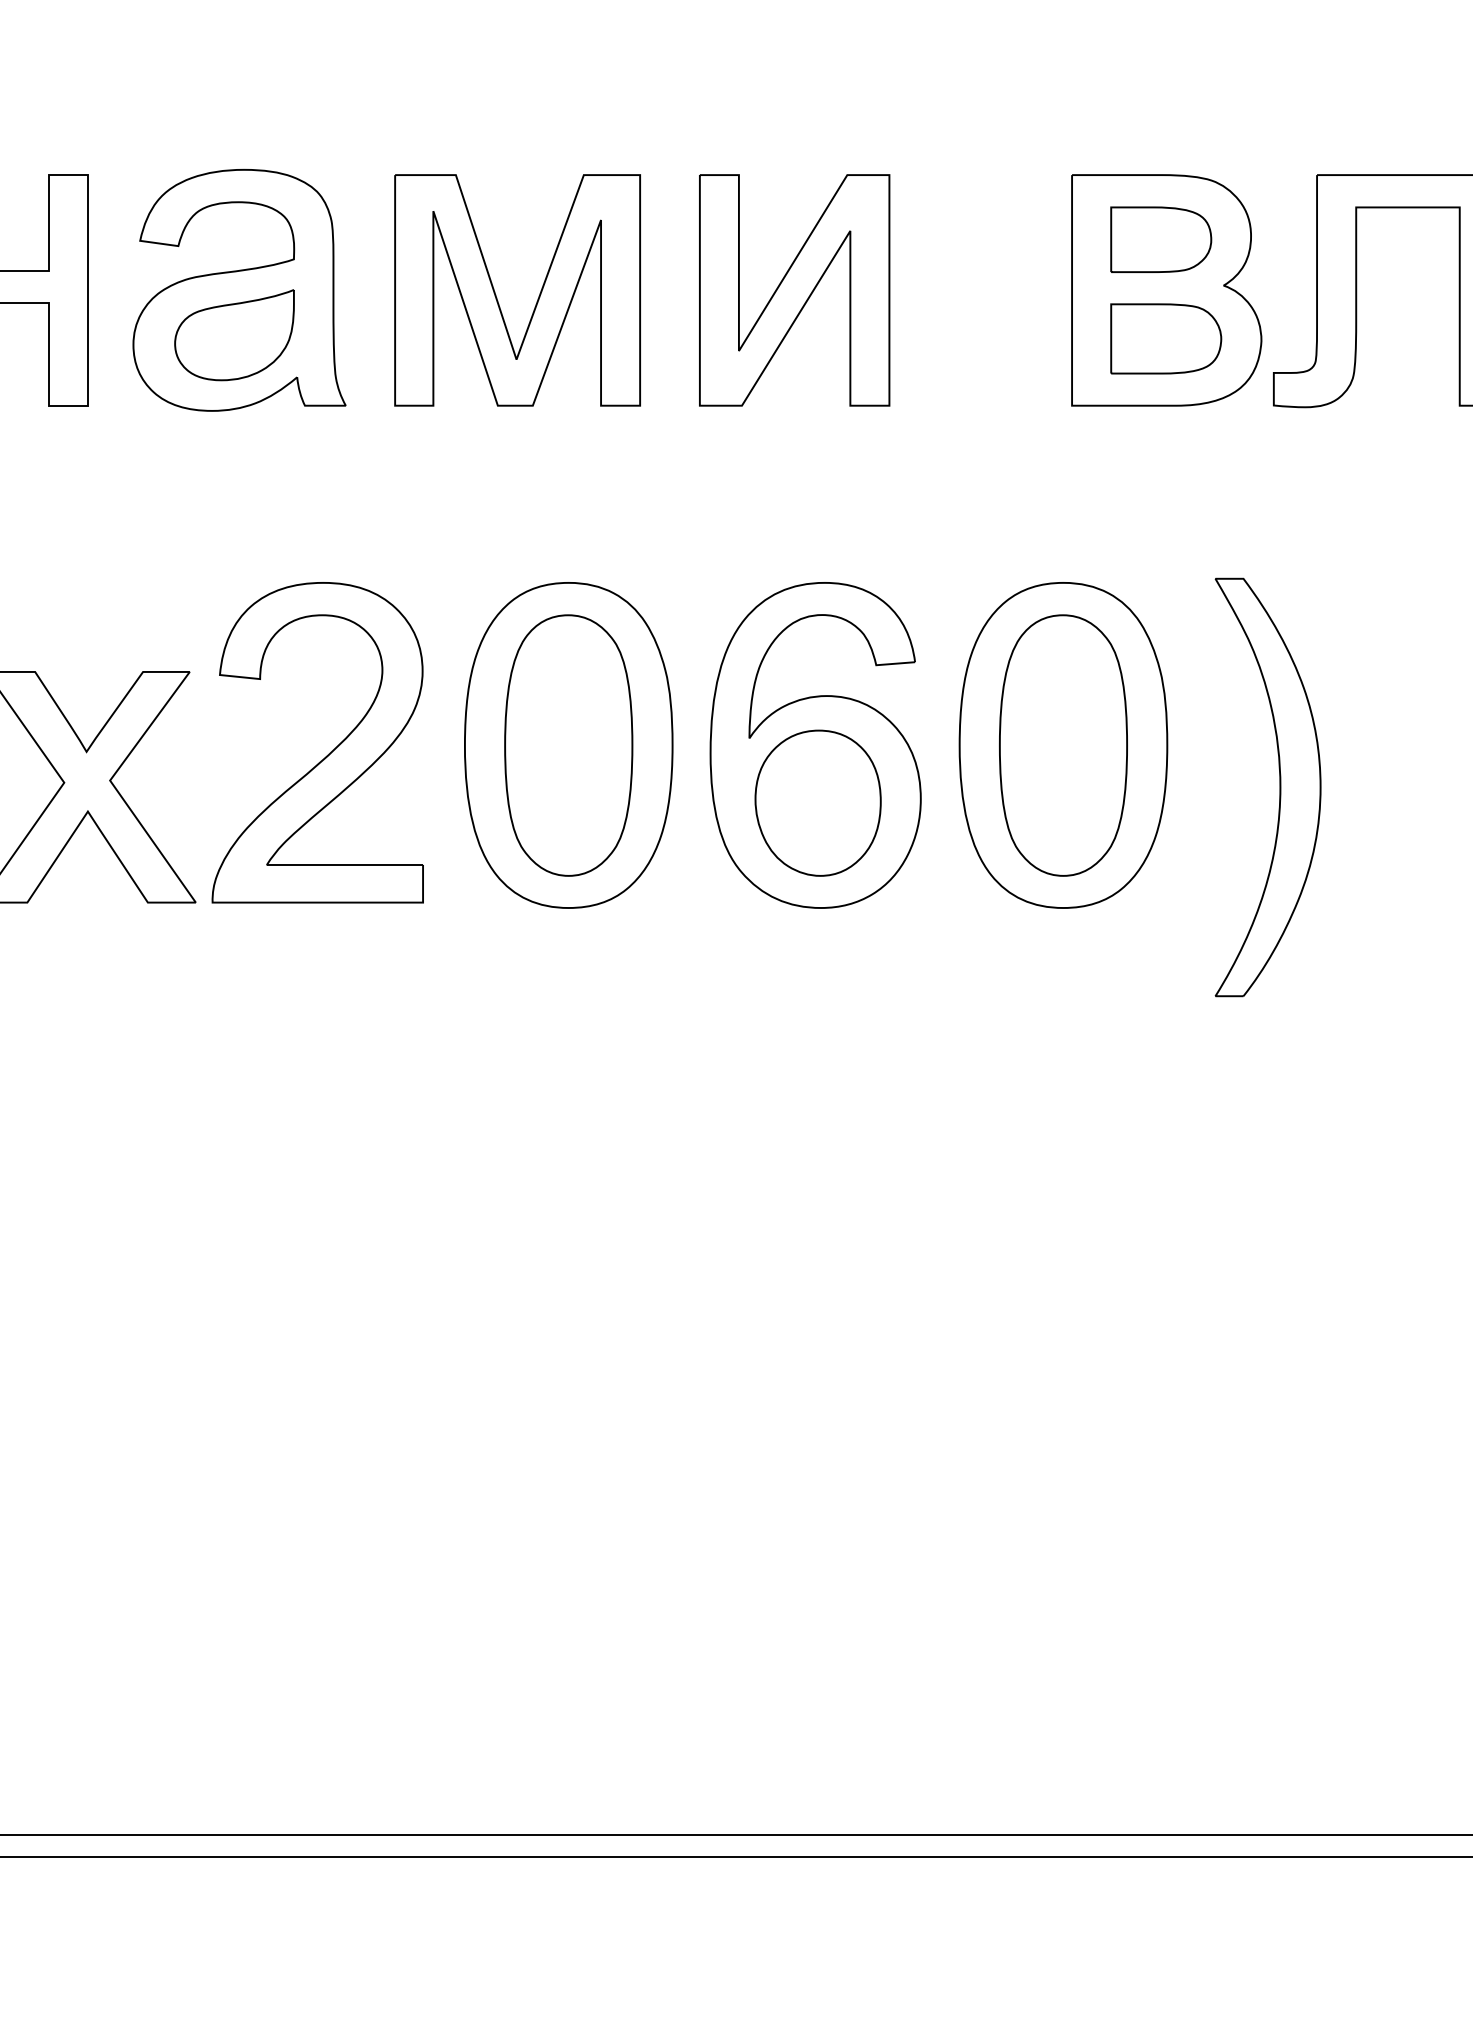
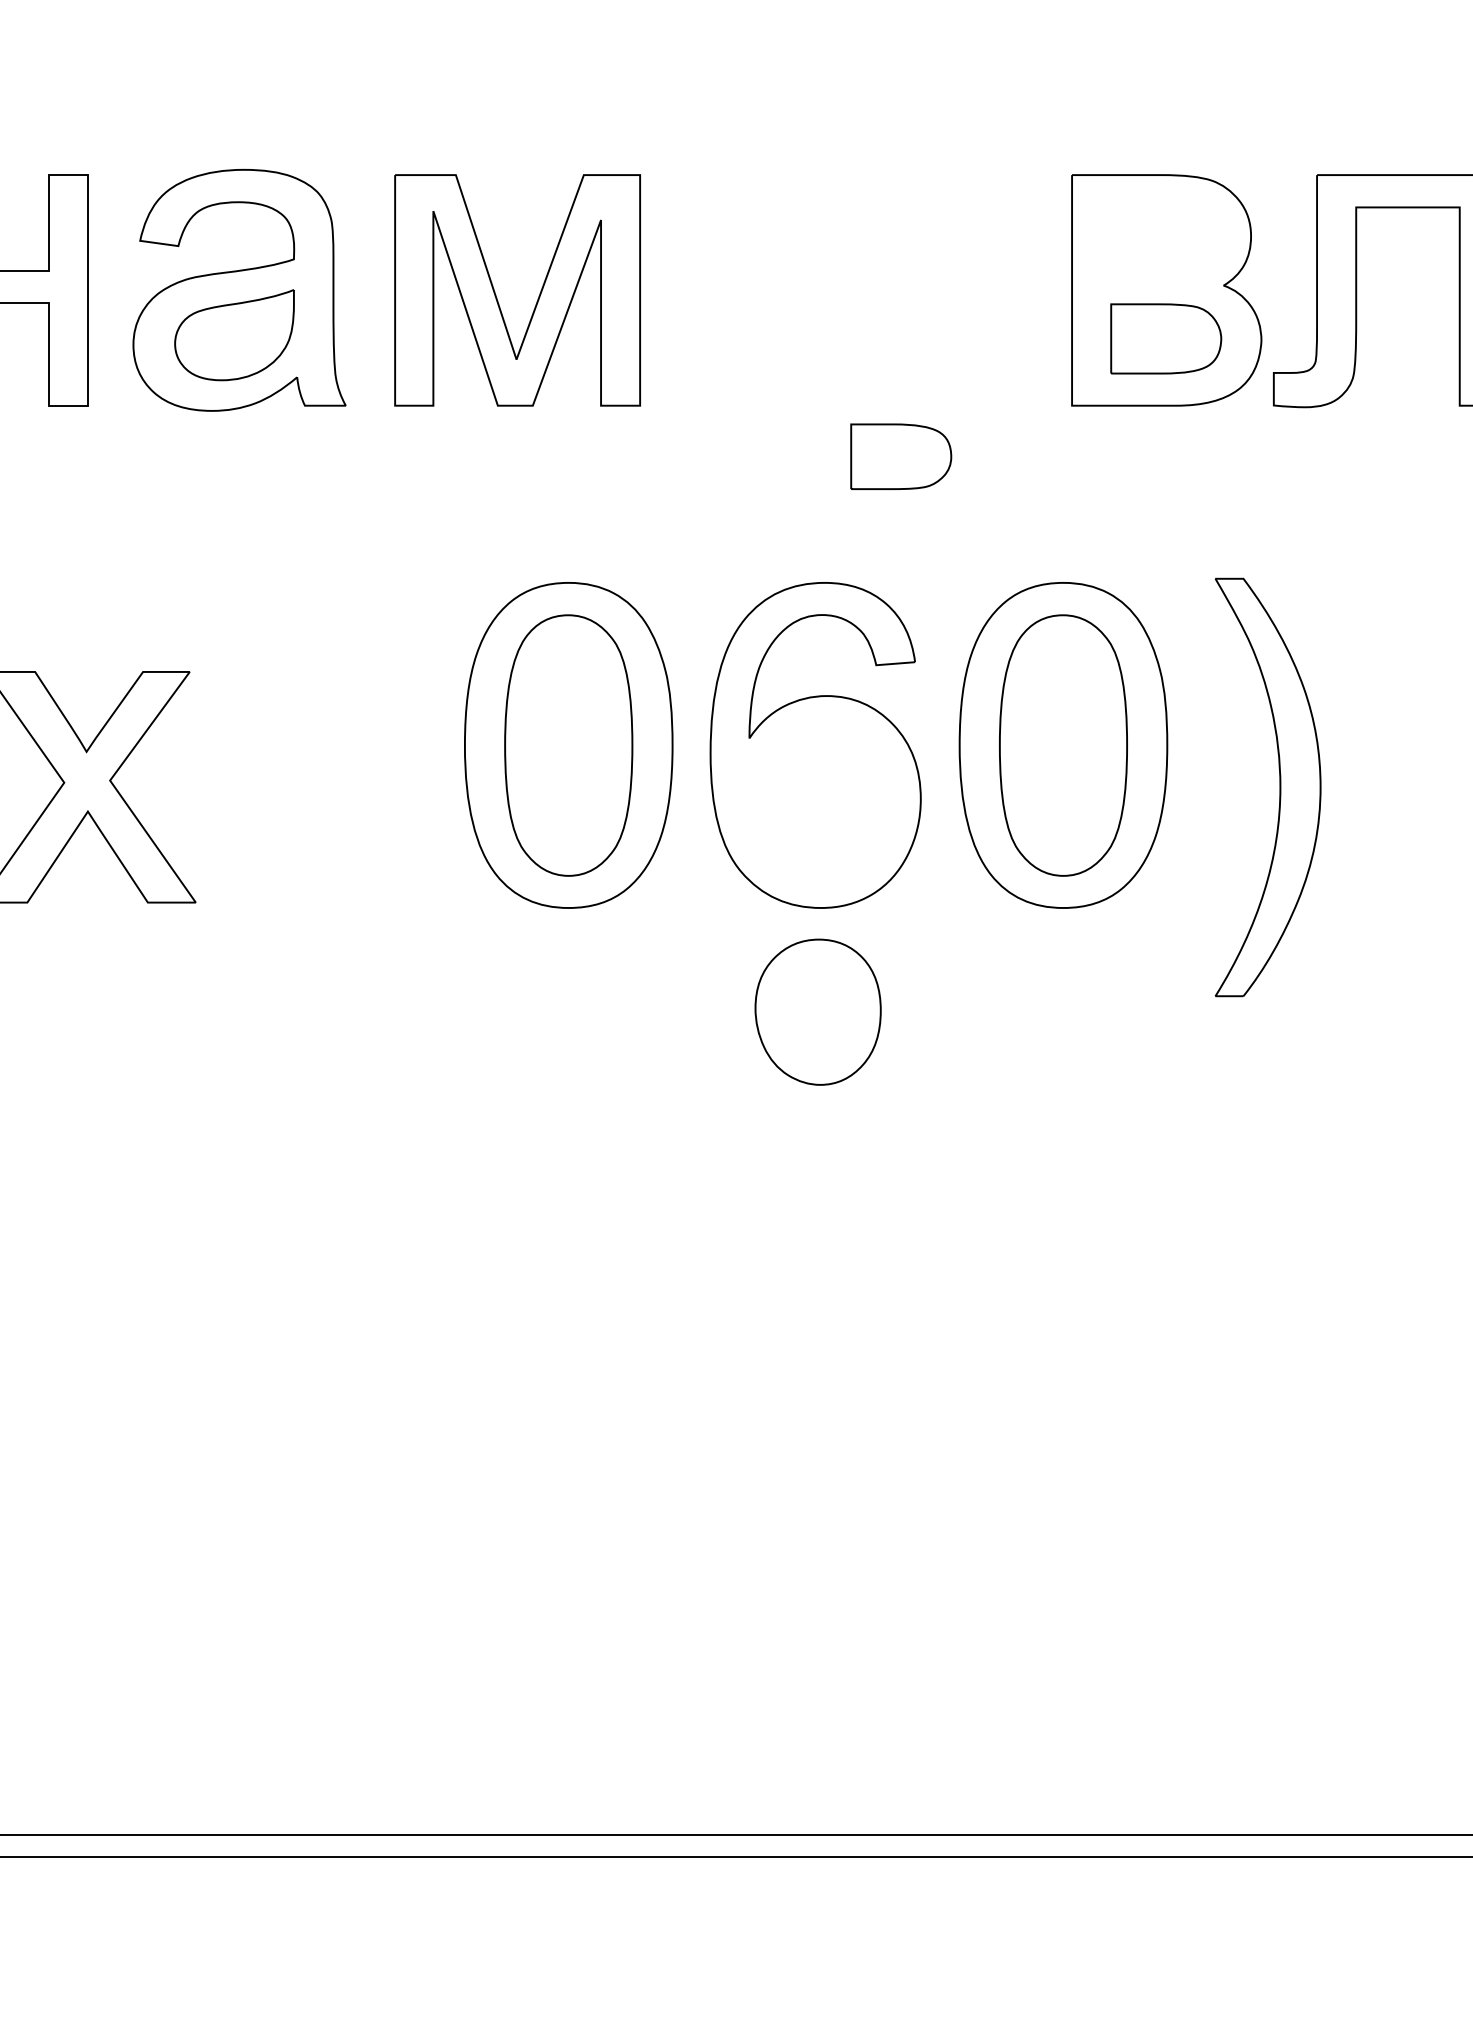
part position: (1161, 239) -> (901, 456) (901, 456)
part: present -> none (794, 290)
part: present -> none (328, 753)
part position: (817, 802) -> (817, 1011) (817, 1011)
